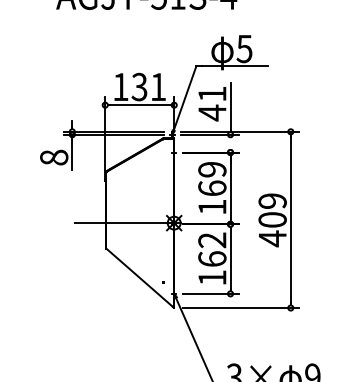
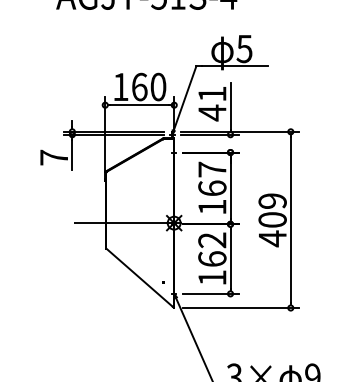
text: 131 -> 160 (148, 86)
text: 8 -> 7 (54, 157)
text: 169 -> 167 (212, 169)
